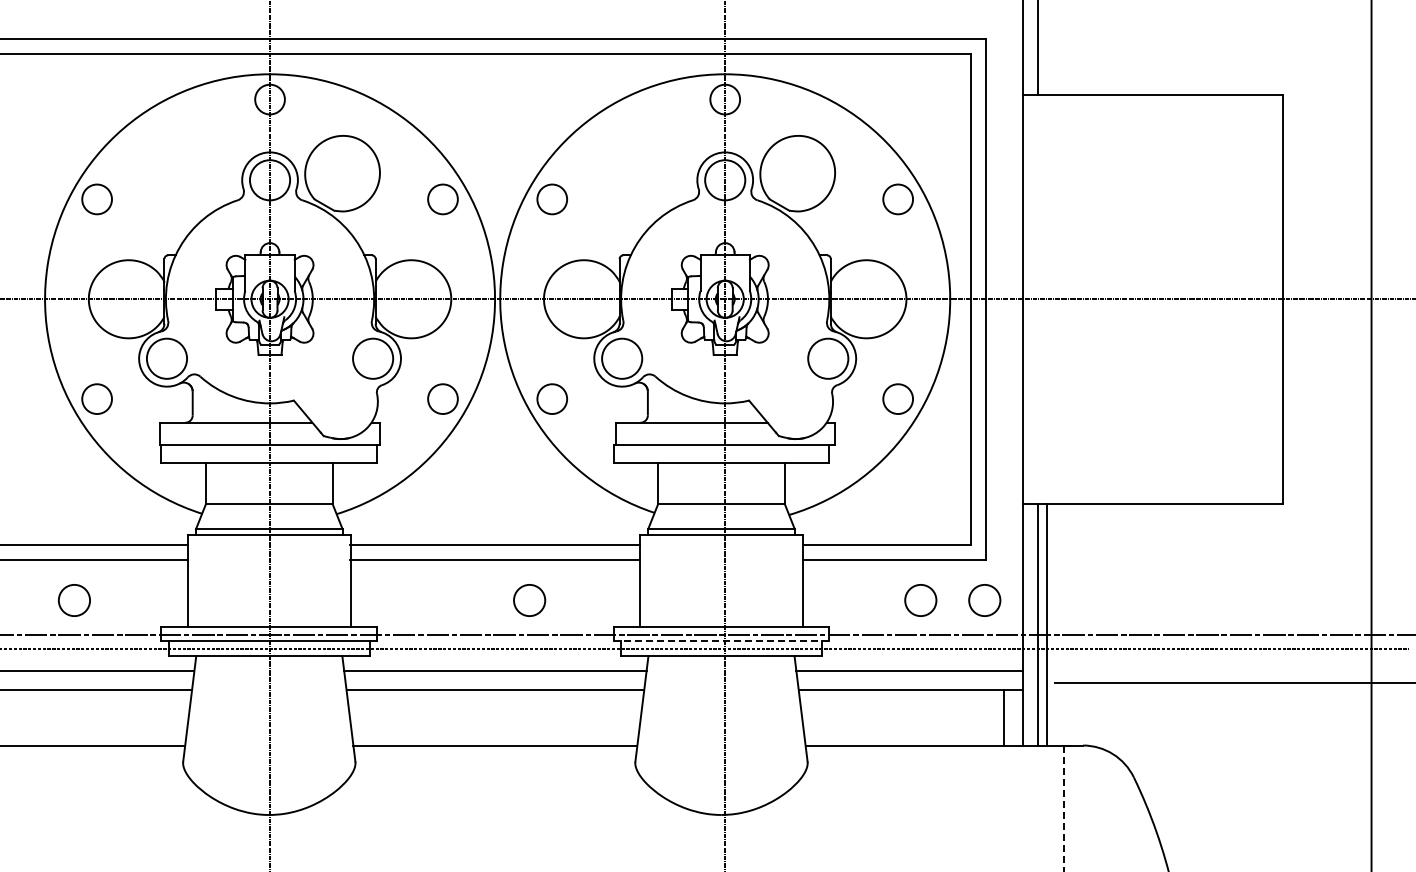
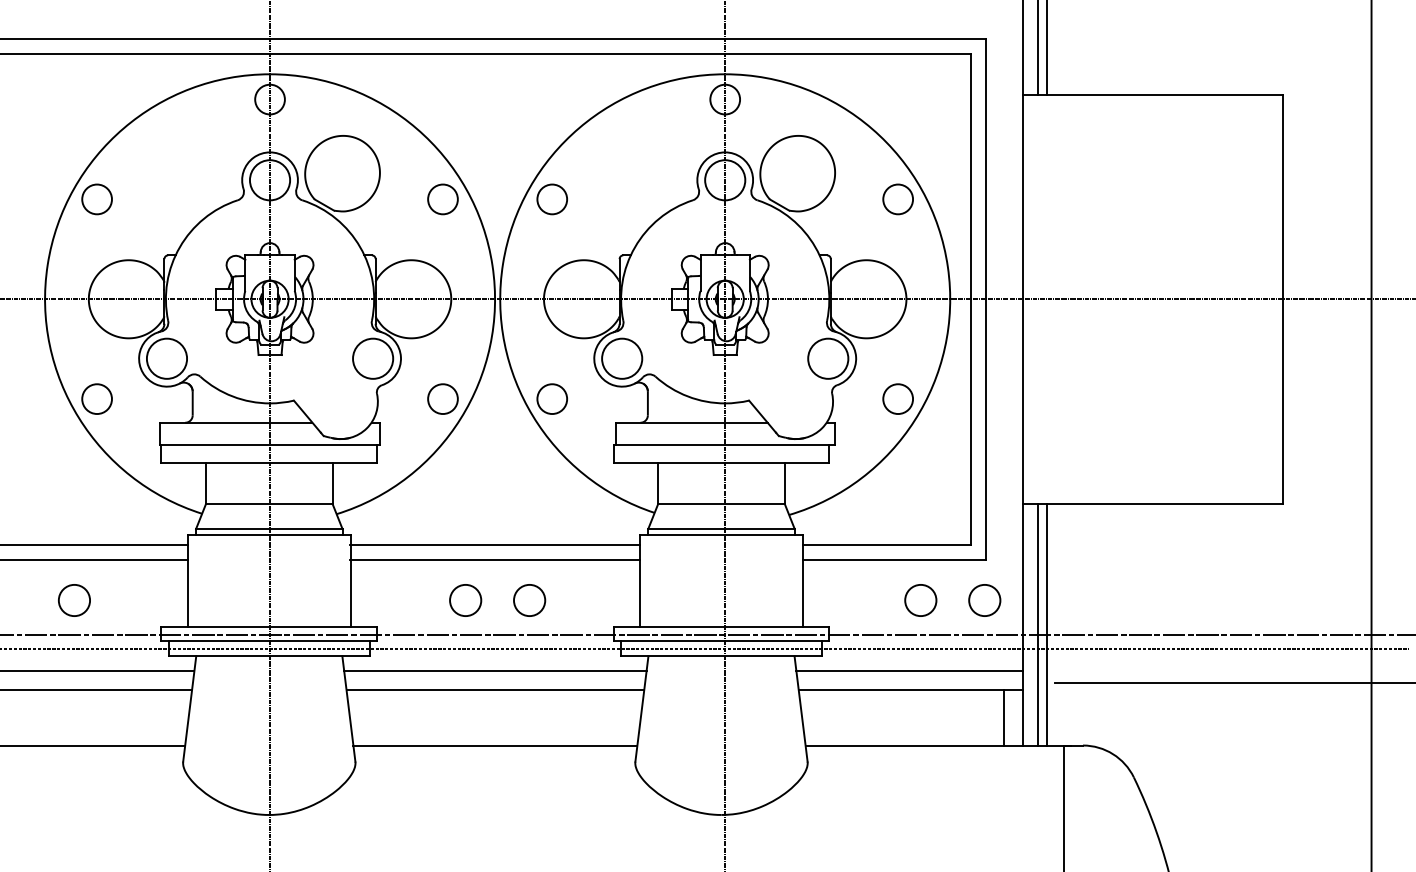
line: none -> present (1046, 48)
circle: none -> present (465, 600)
line: dashed -> solid (721, 641)
line: dashed -> solid (1064, 808)
